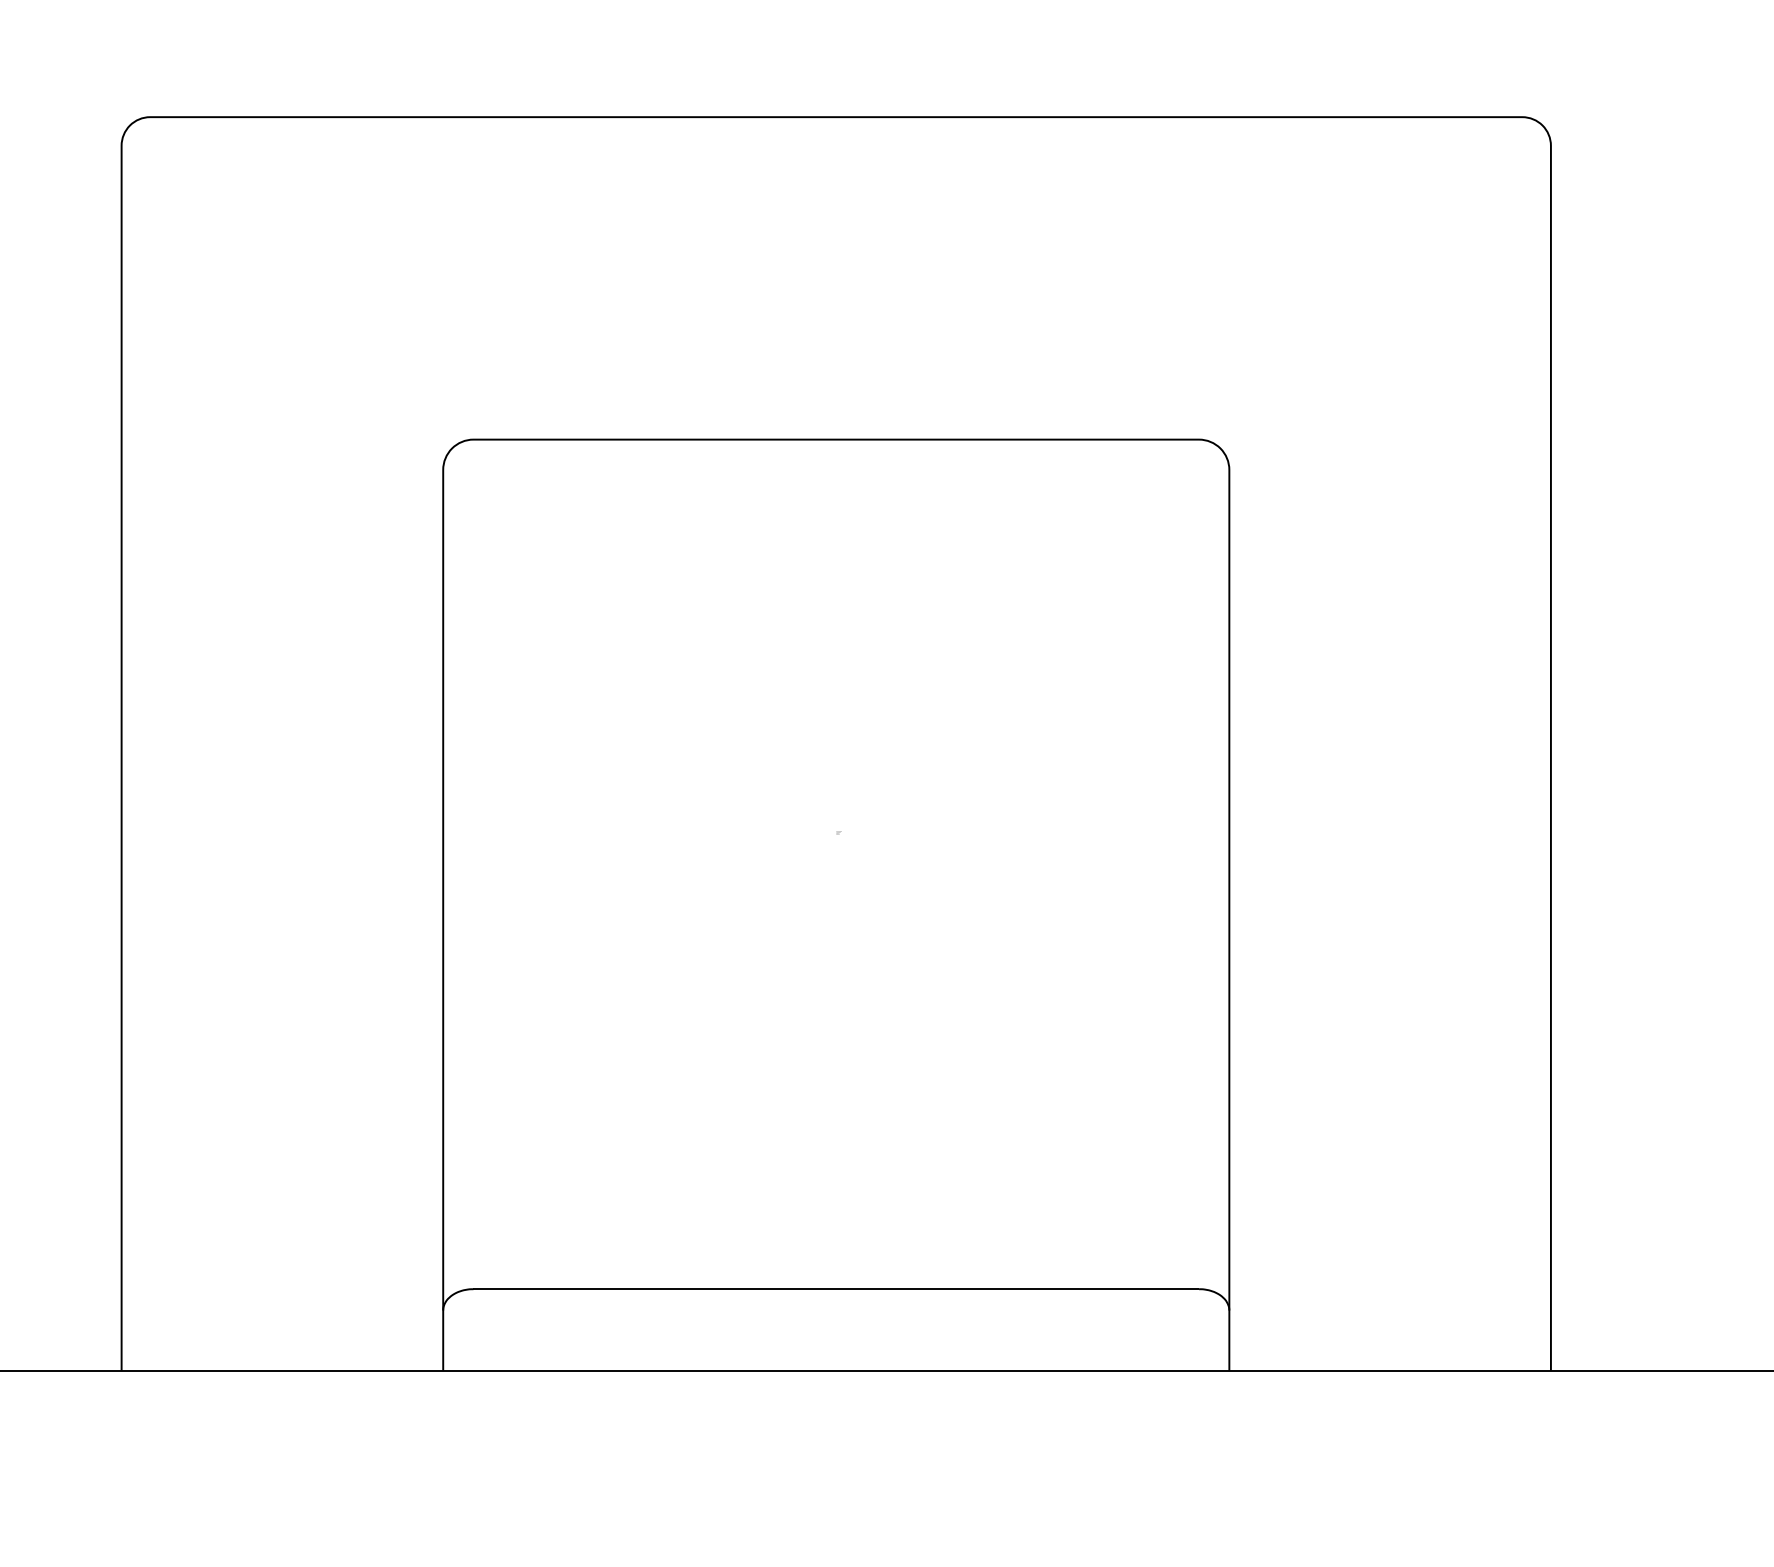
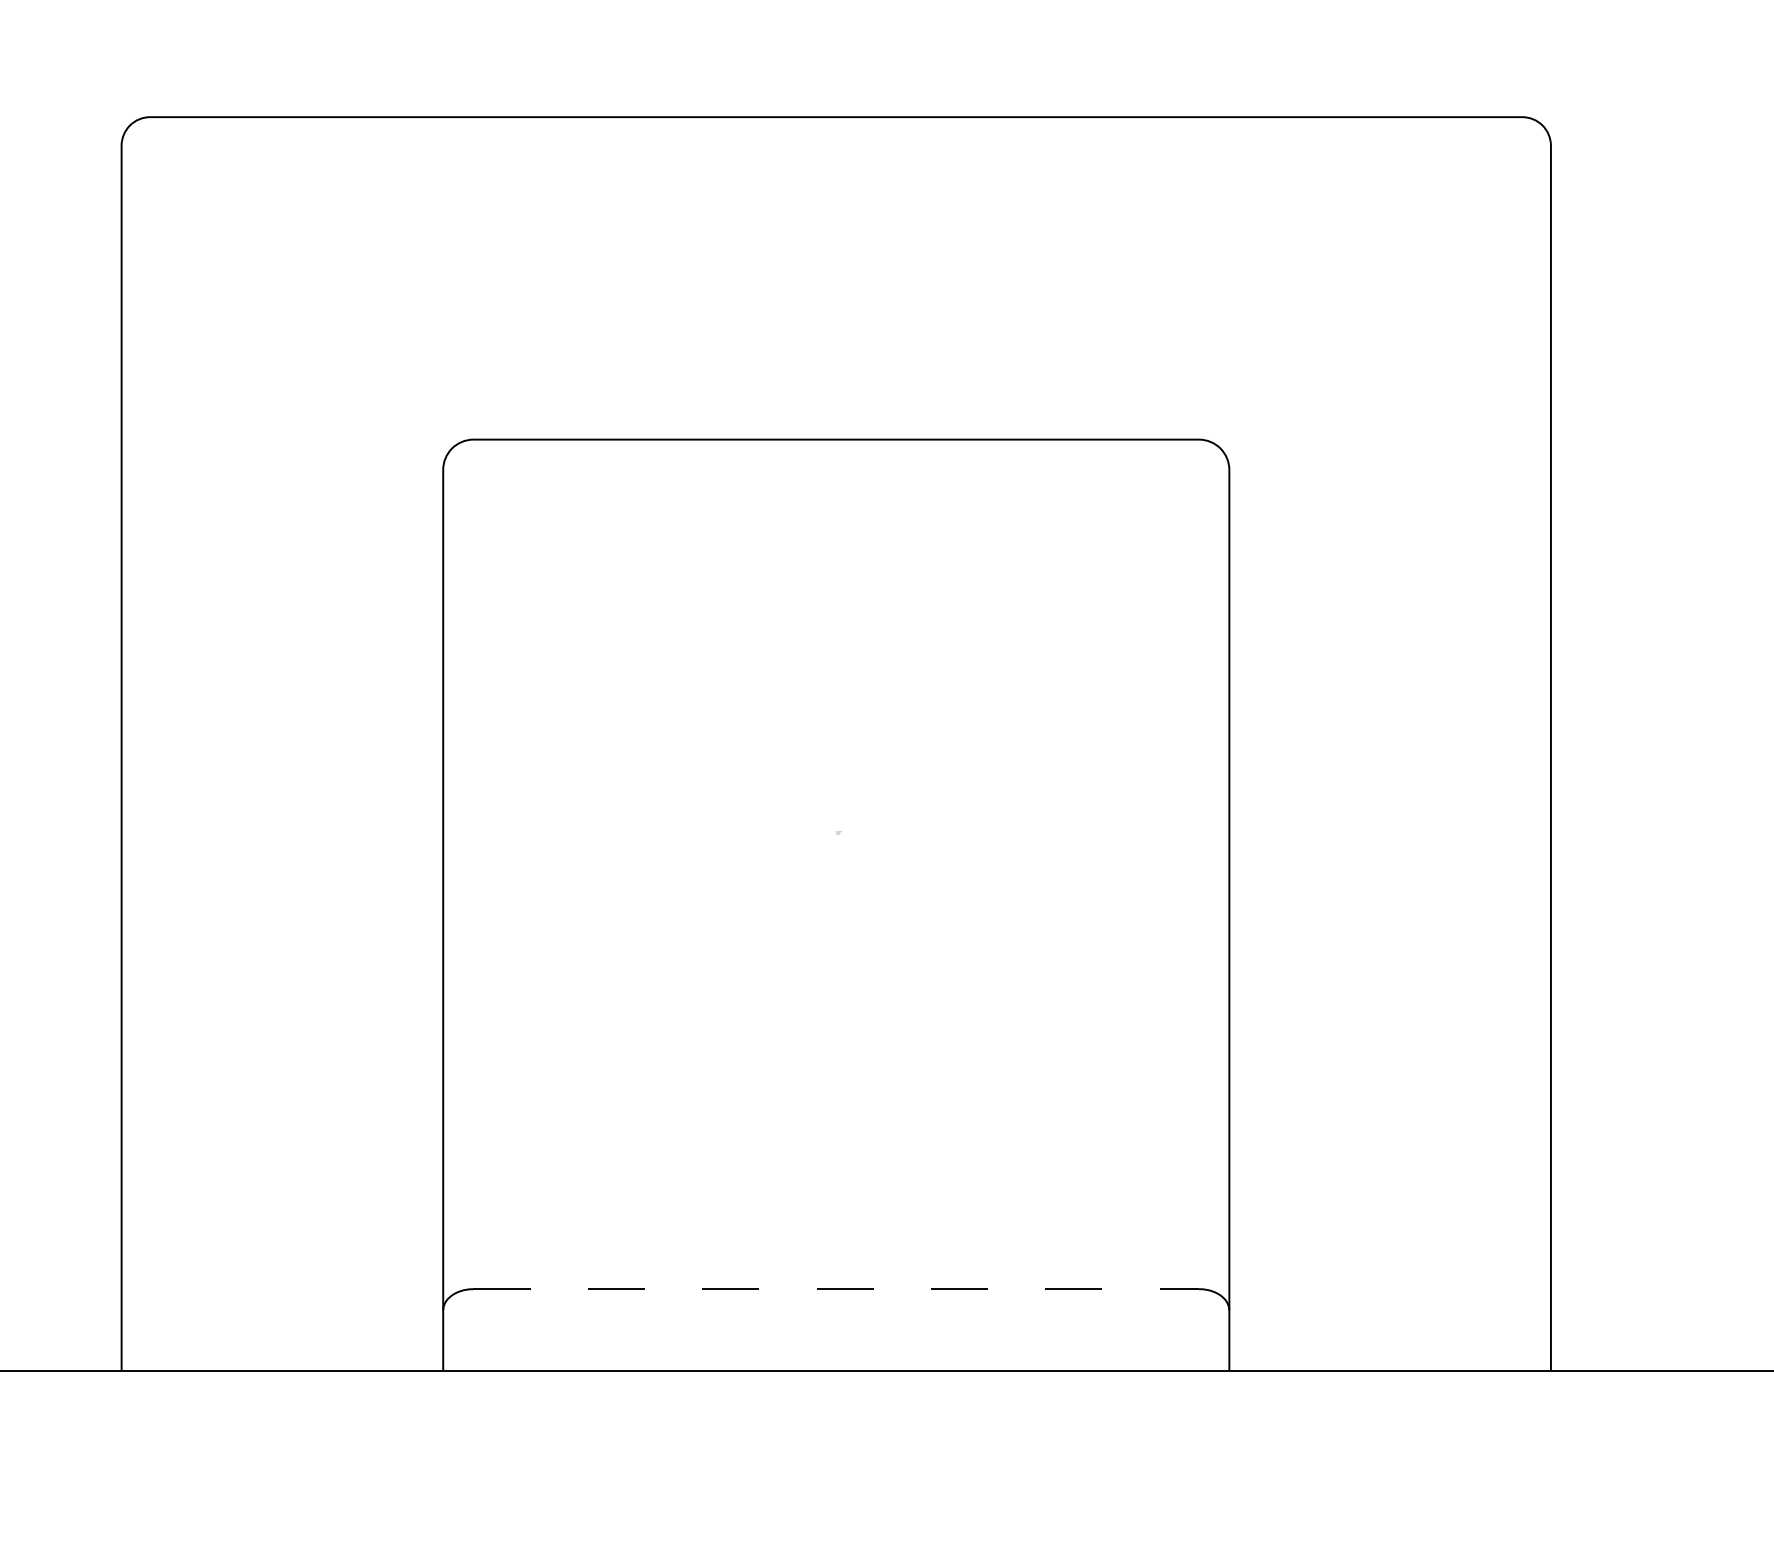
line: solid -> dashed (836, 1289)
